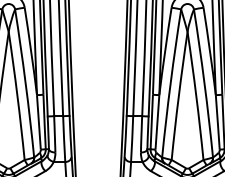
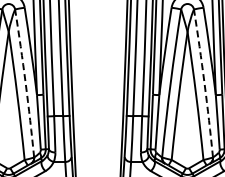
arc: solid -> dashed (25, 83)
arc: solid -> dashed (204, 83)
